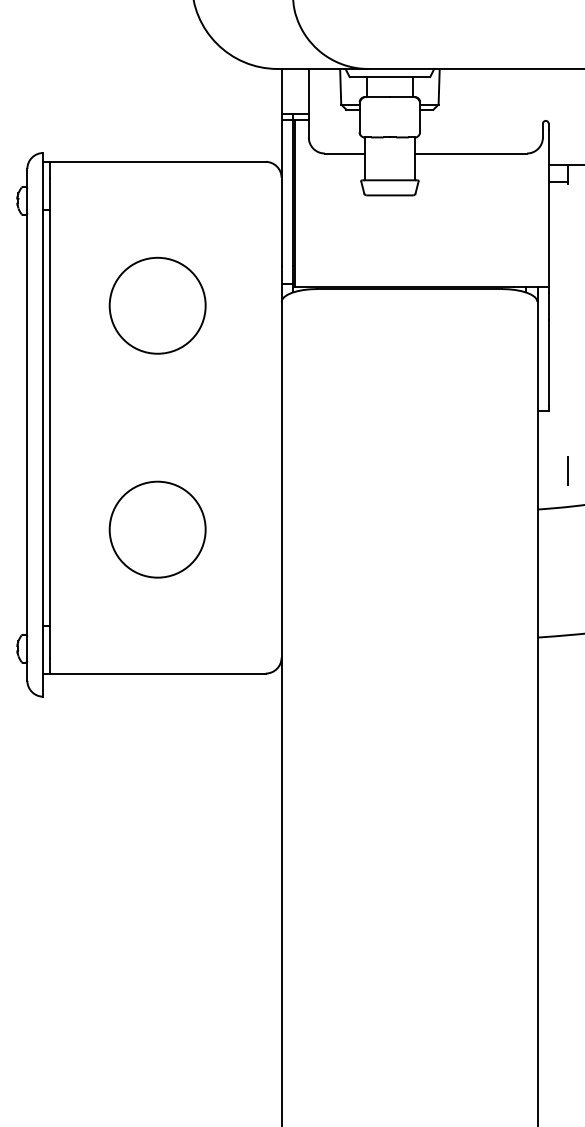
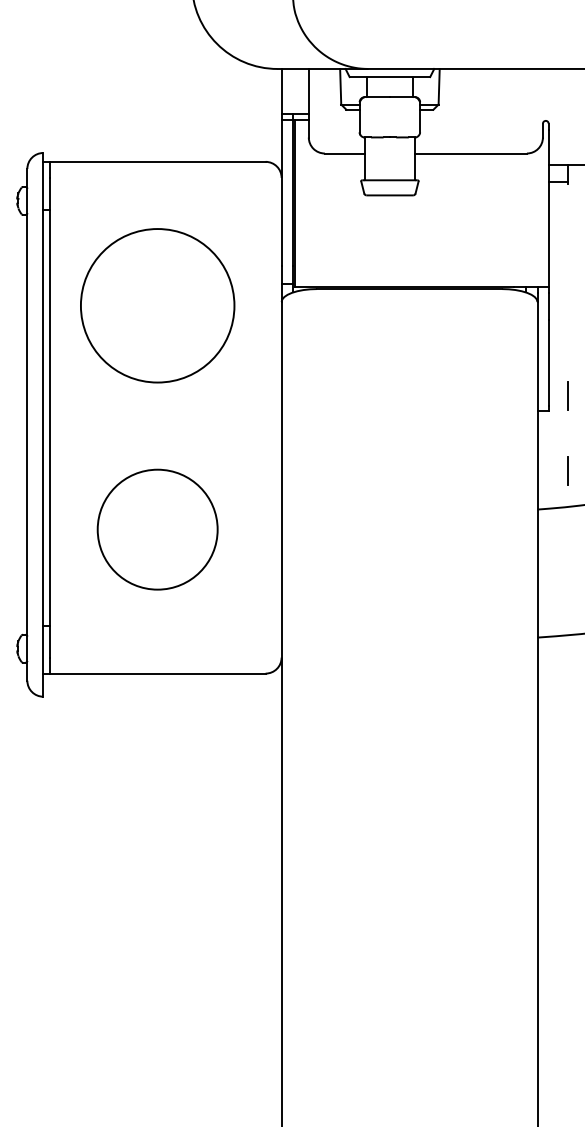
circle diameter: 96 px -> 154 px (157, 305)
line: none -> present (567, 395)
circle diameter: 96 px -> 120 px (157, 529)
